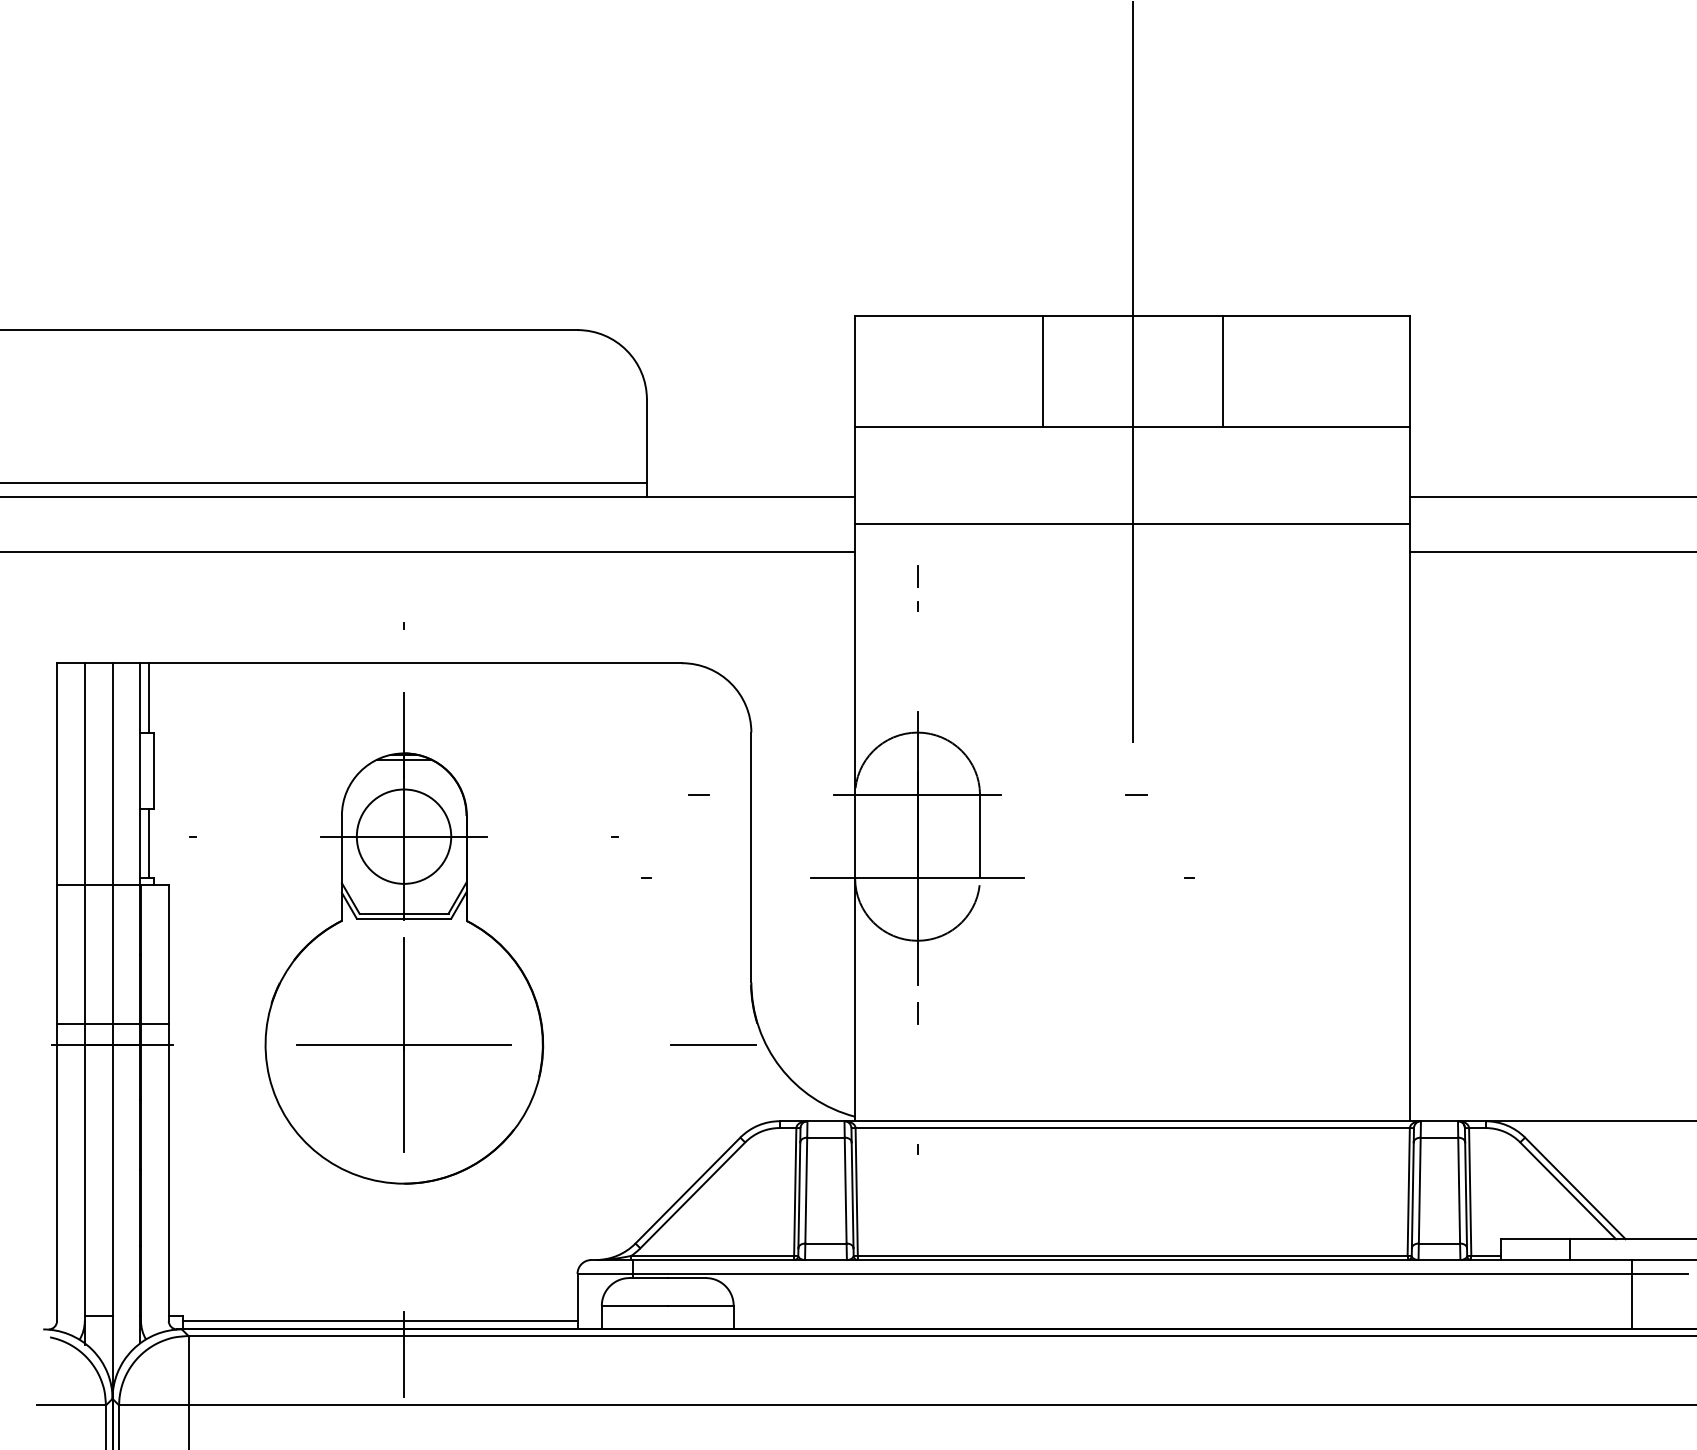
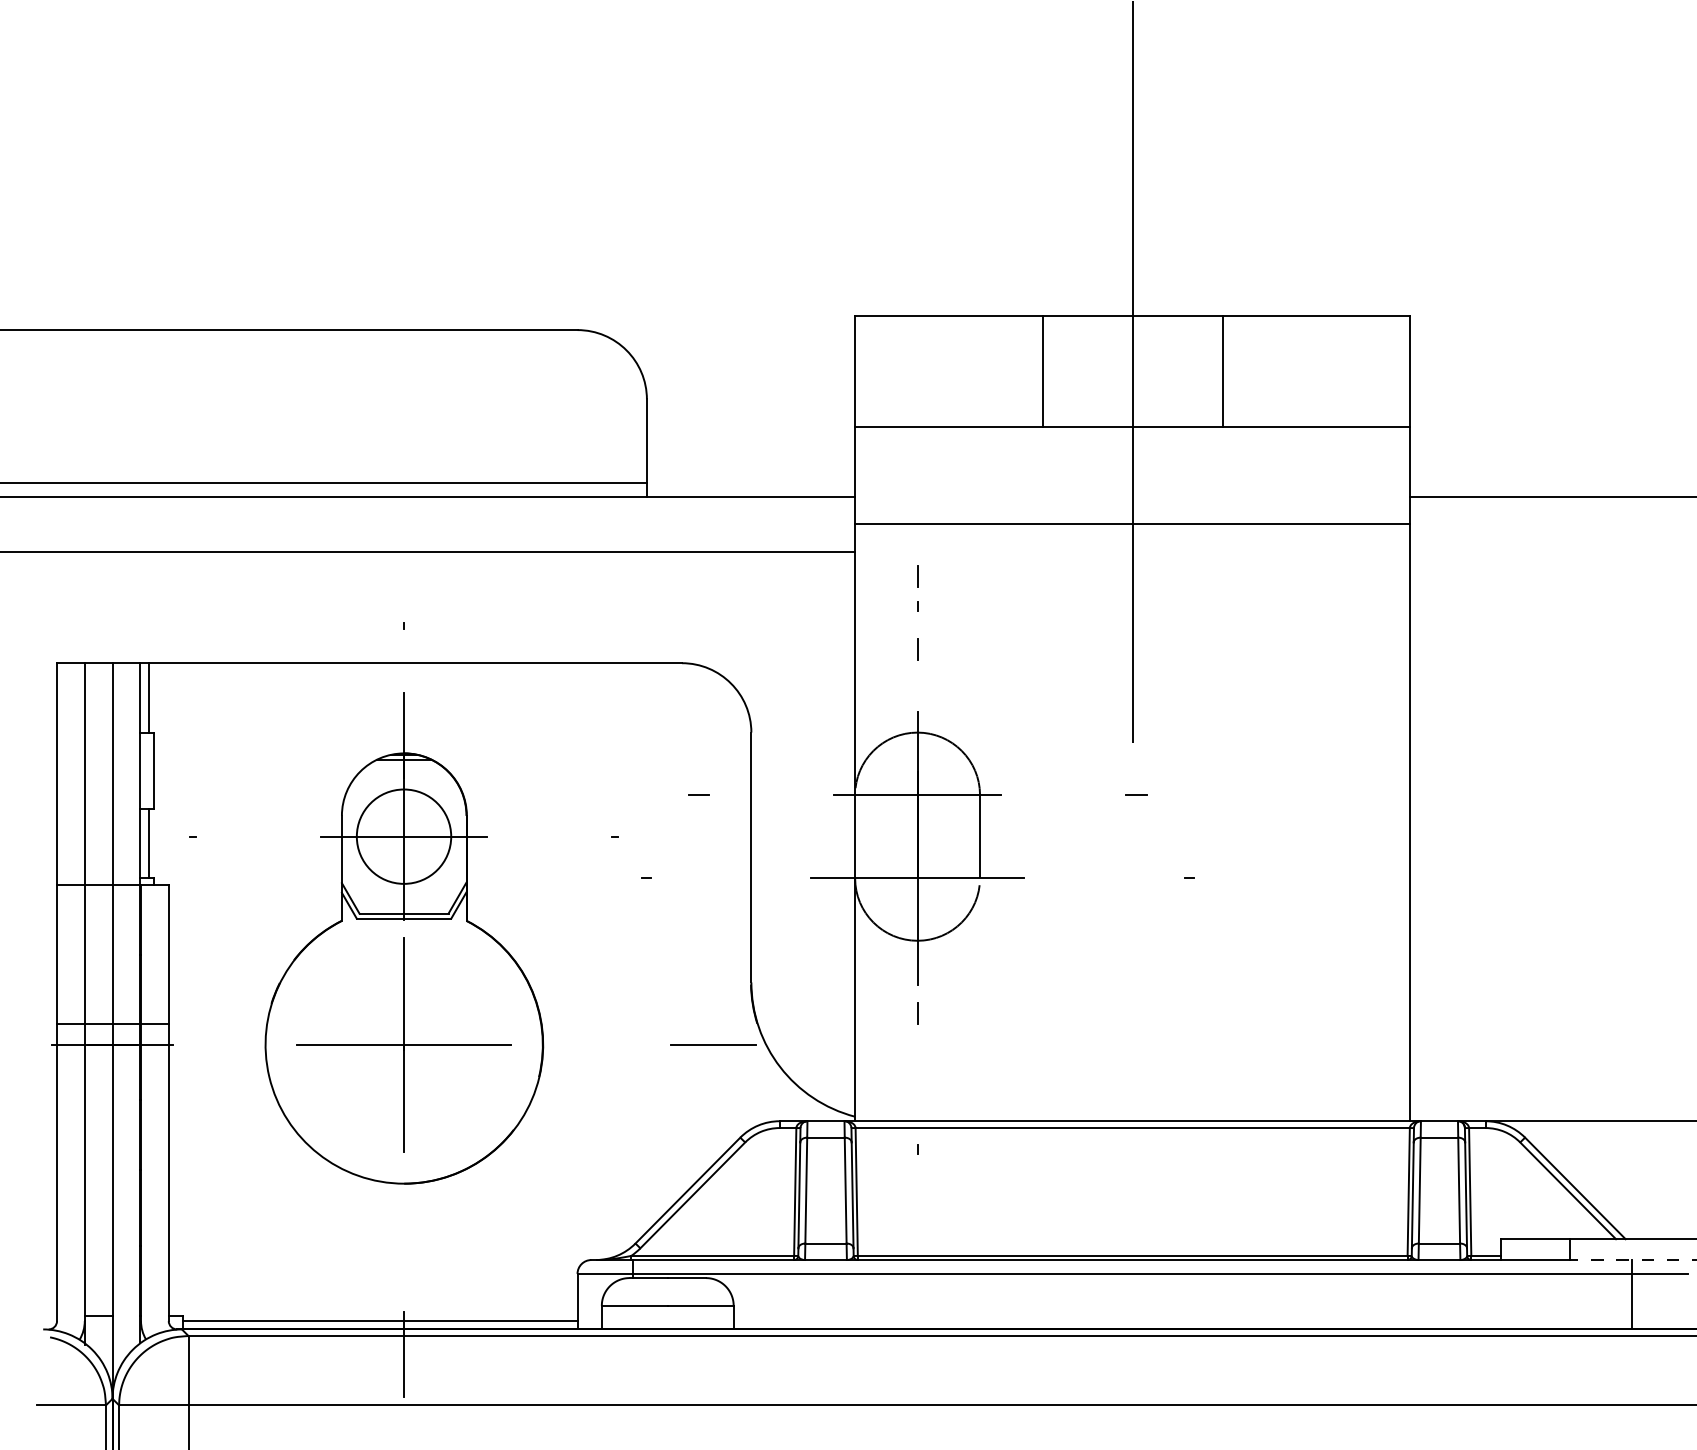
line: present -> none (1551, 552)
line: none -> present (917, 649)
line: solid -> dashed (1633, 1260)
